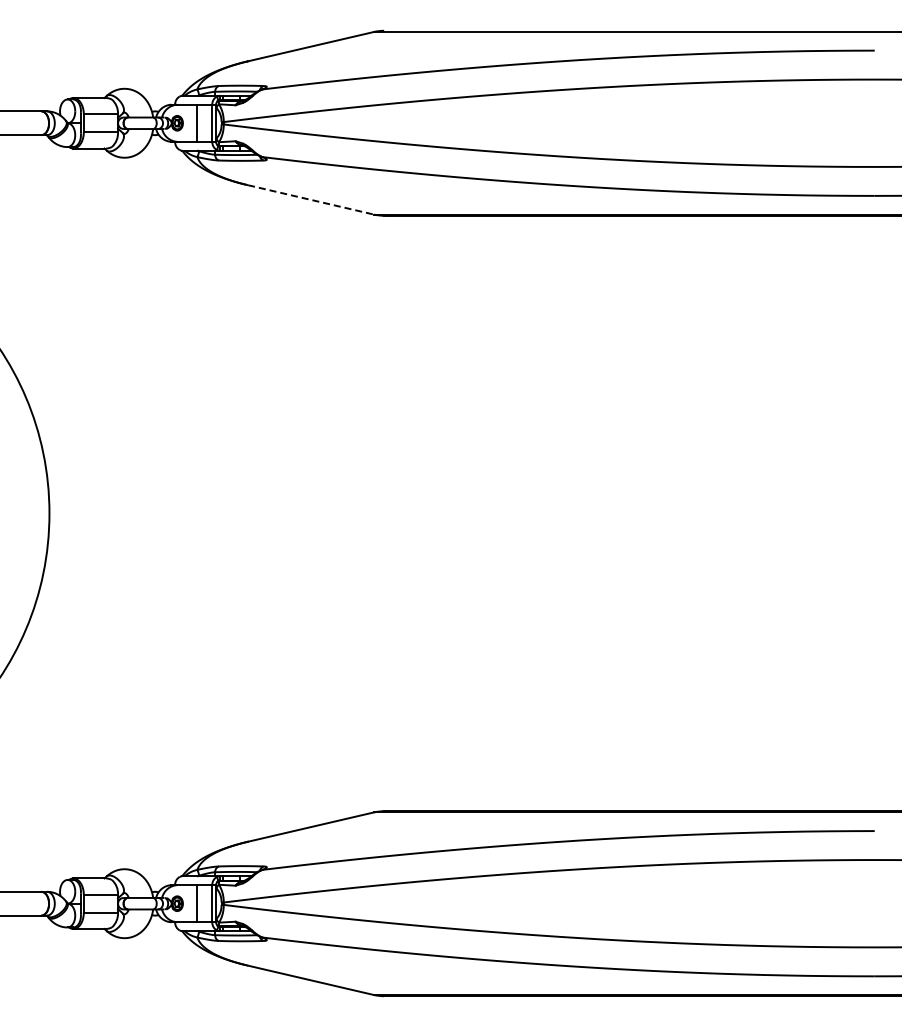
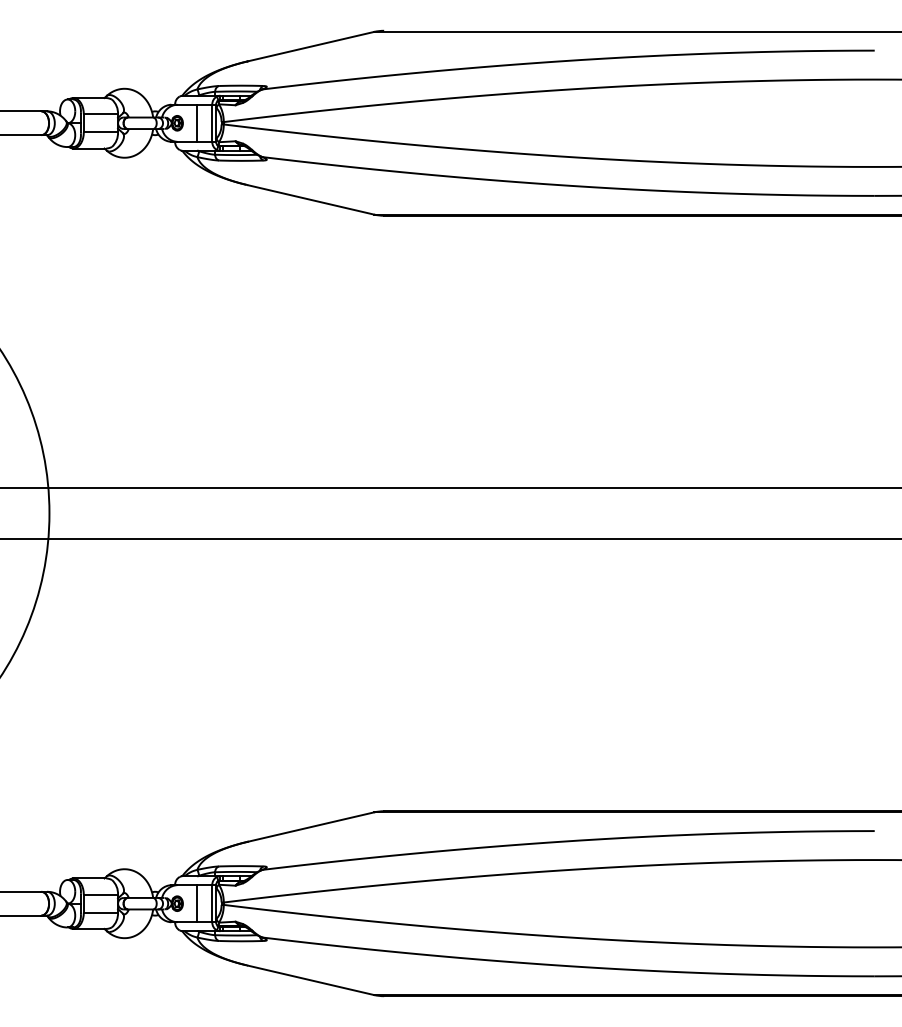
line: dashed -> solid (311, 199)
line: none -> present (450, 488)
line: none -> present (450, 538)
